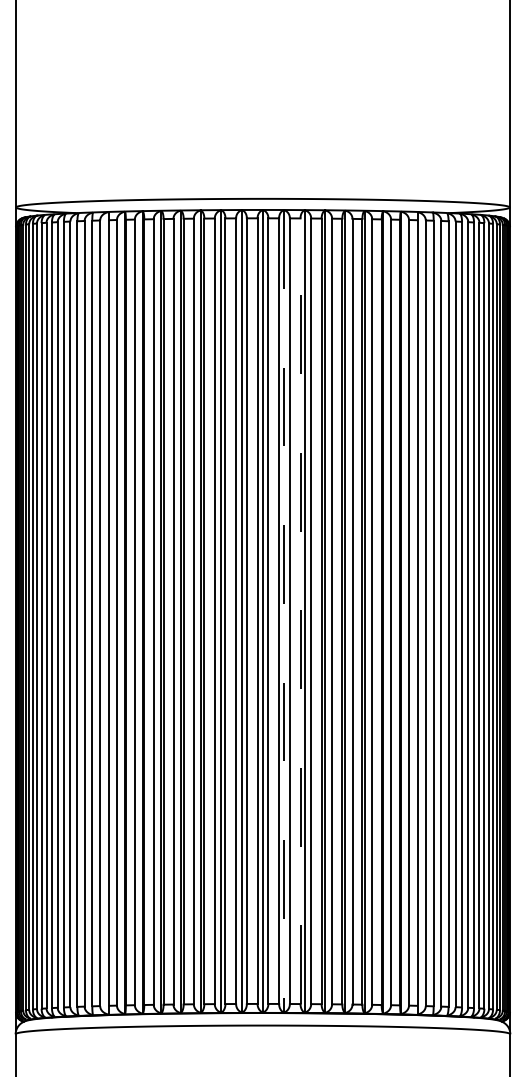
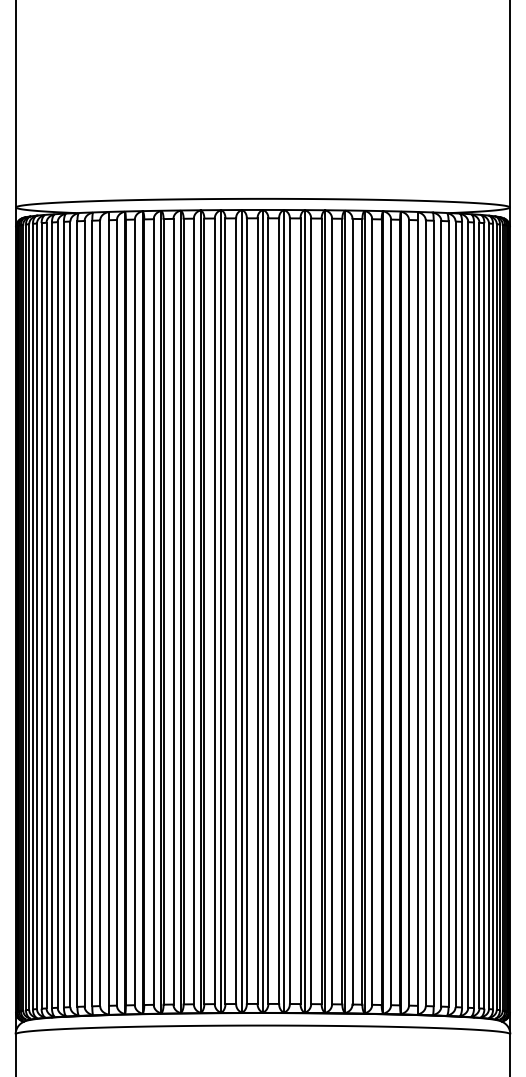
line: dashed -> solid (283, 611)
line: dashed -> solid (300, 611)
